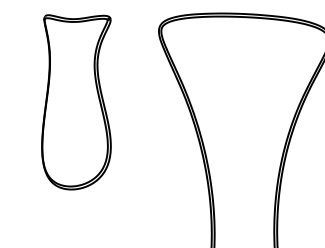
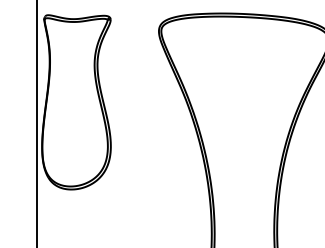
line: none -> present (36, 123)
